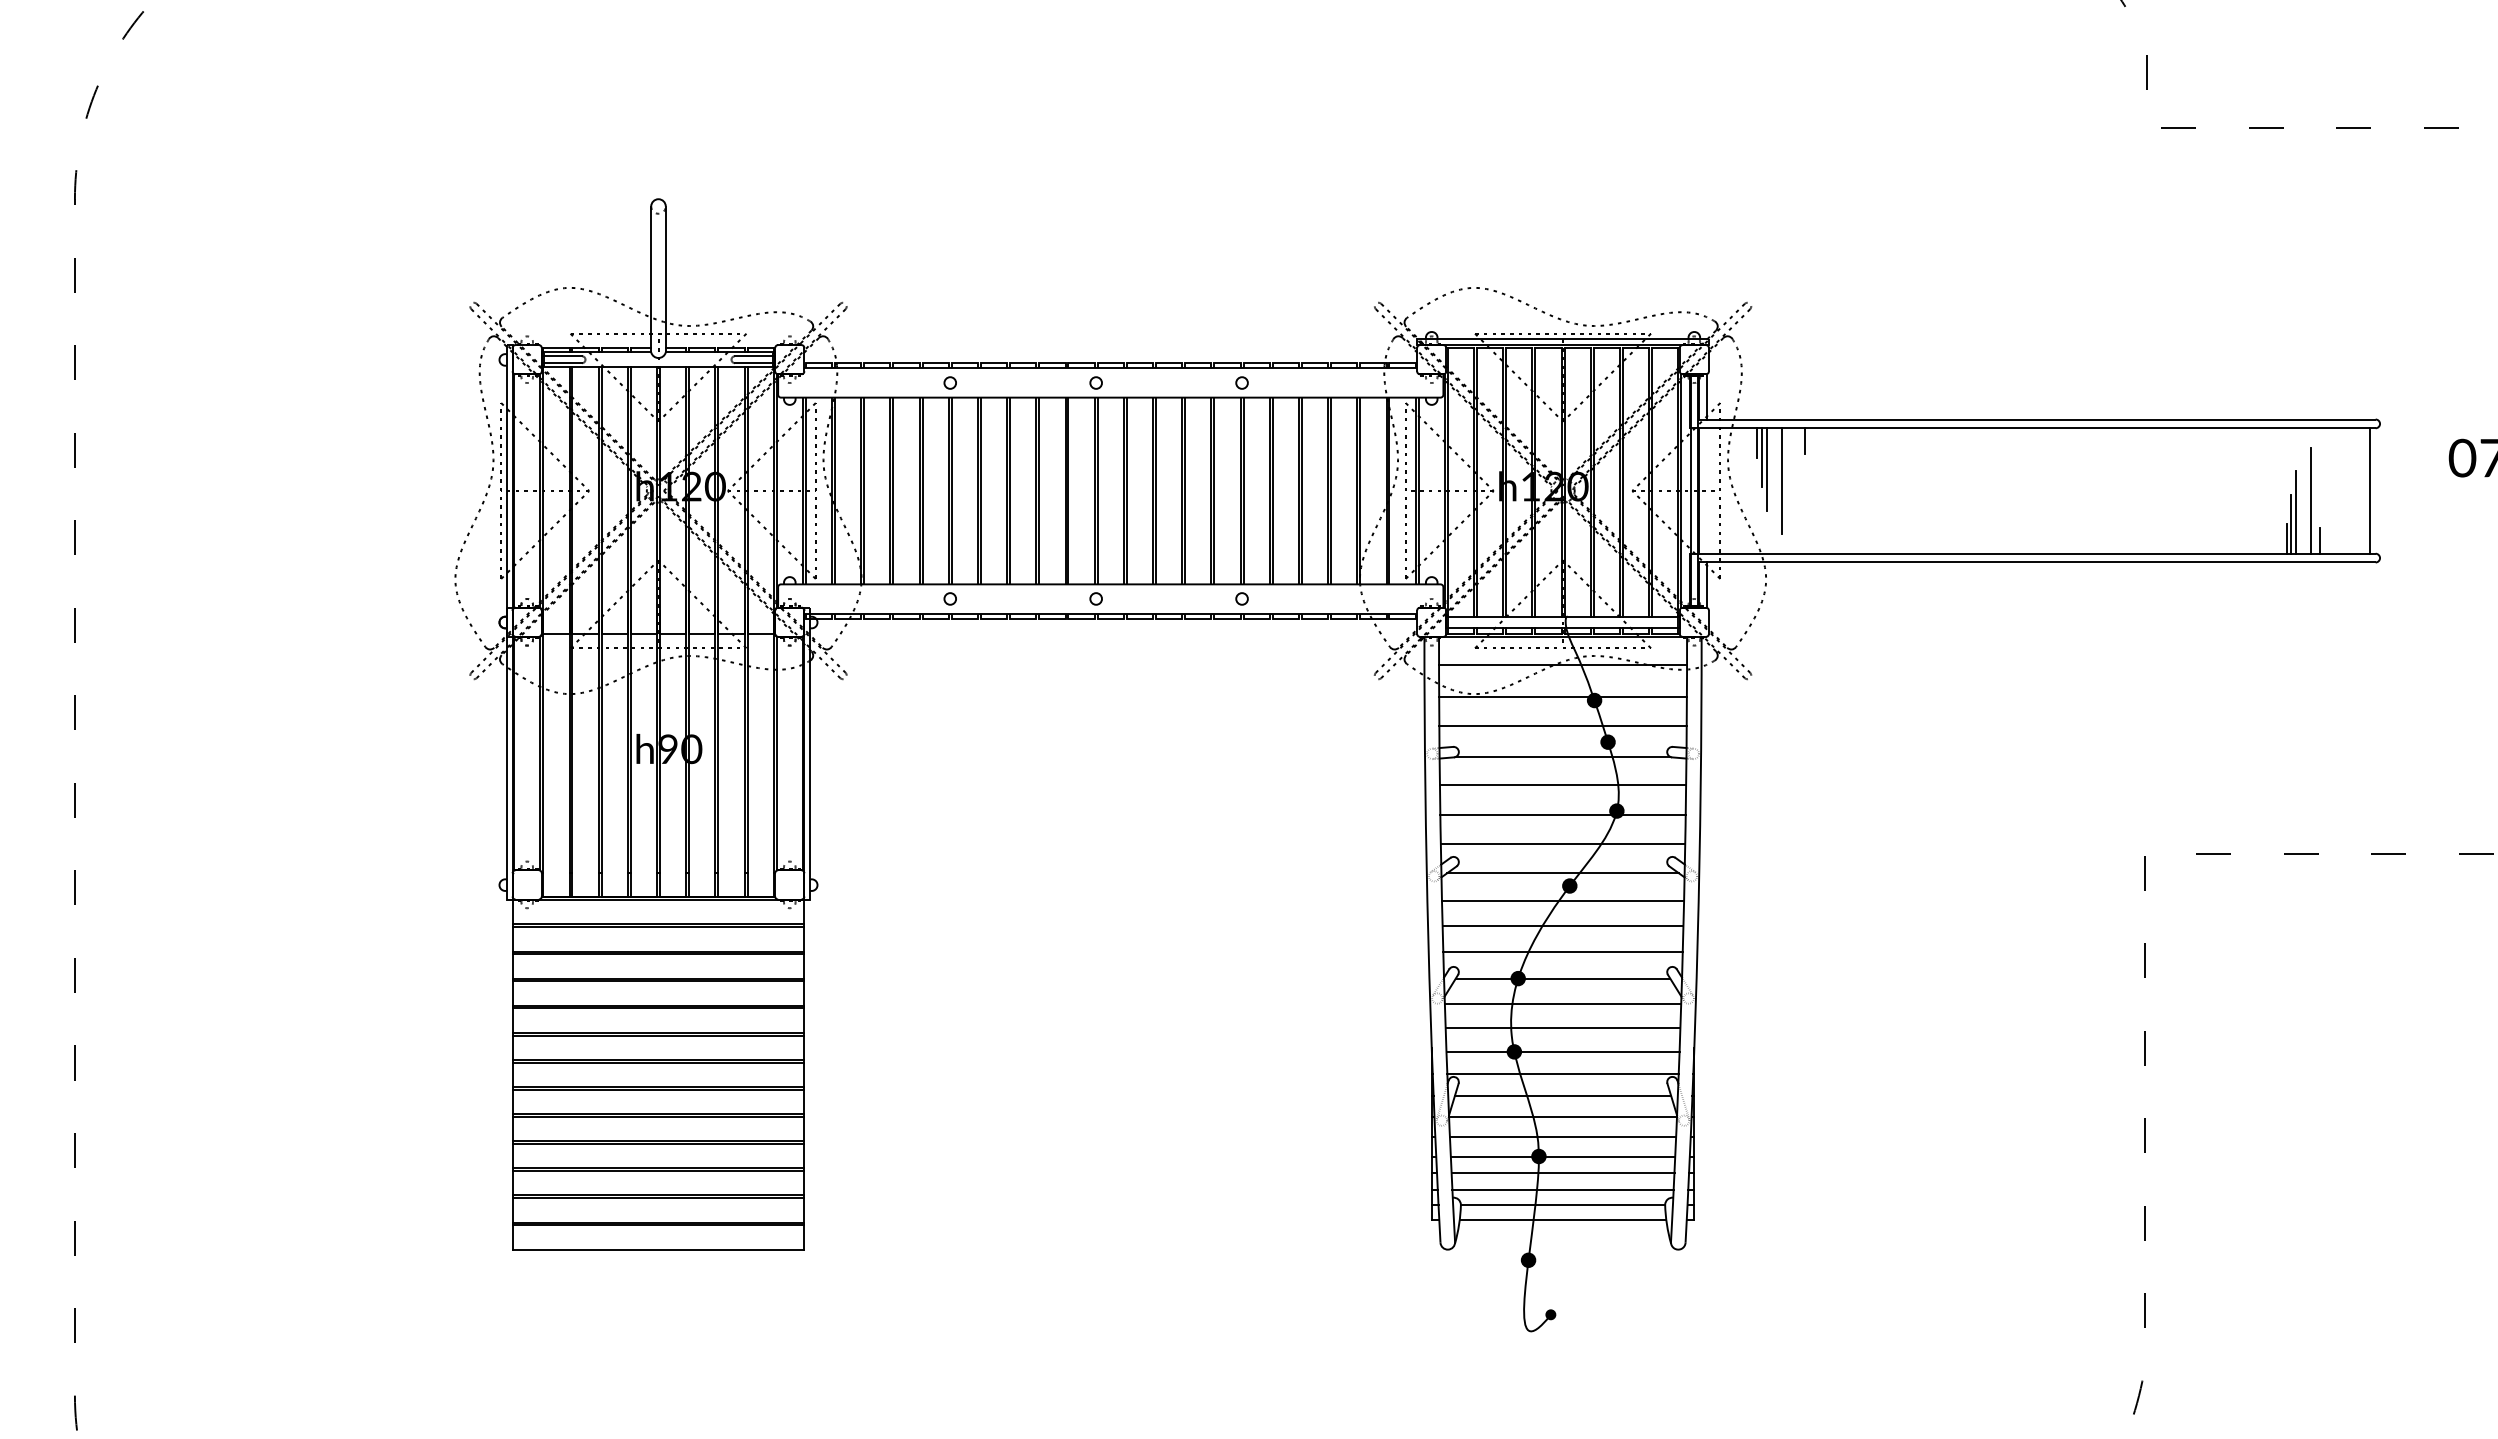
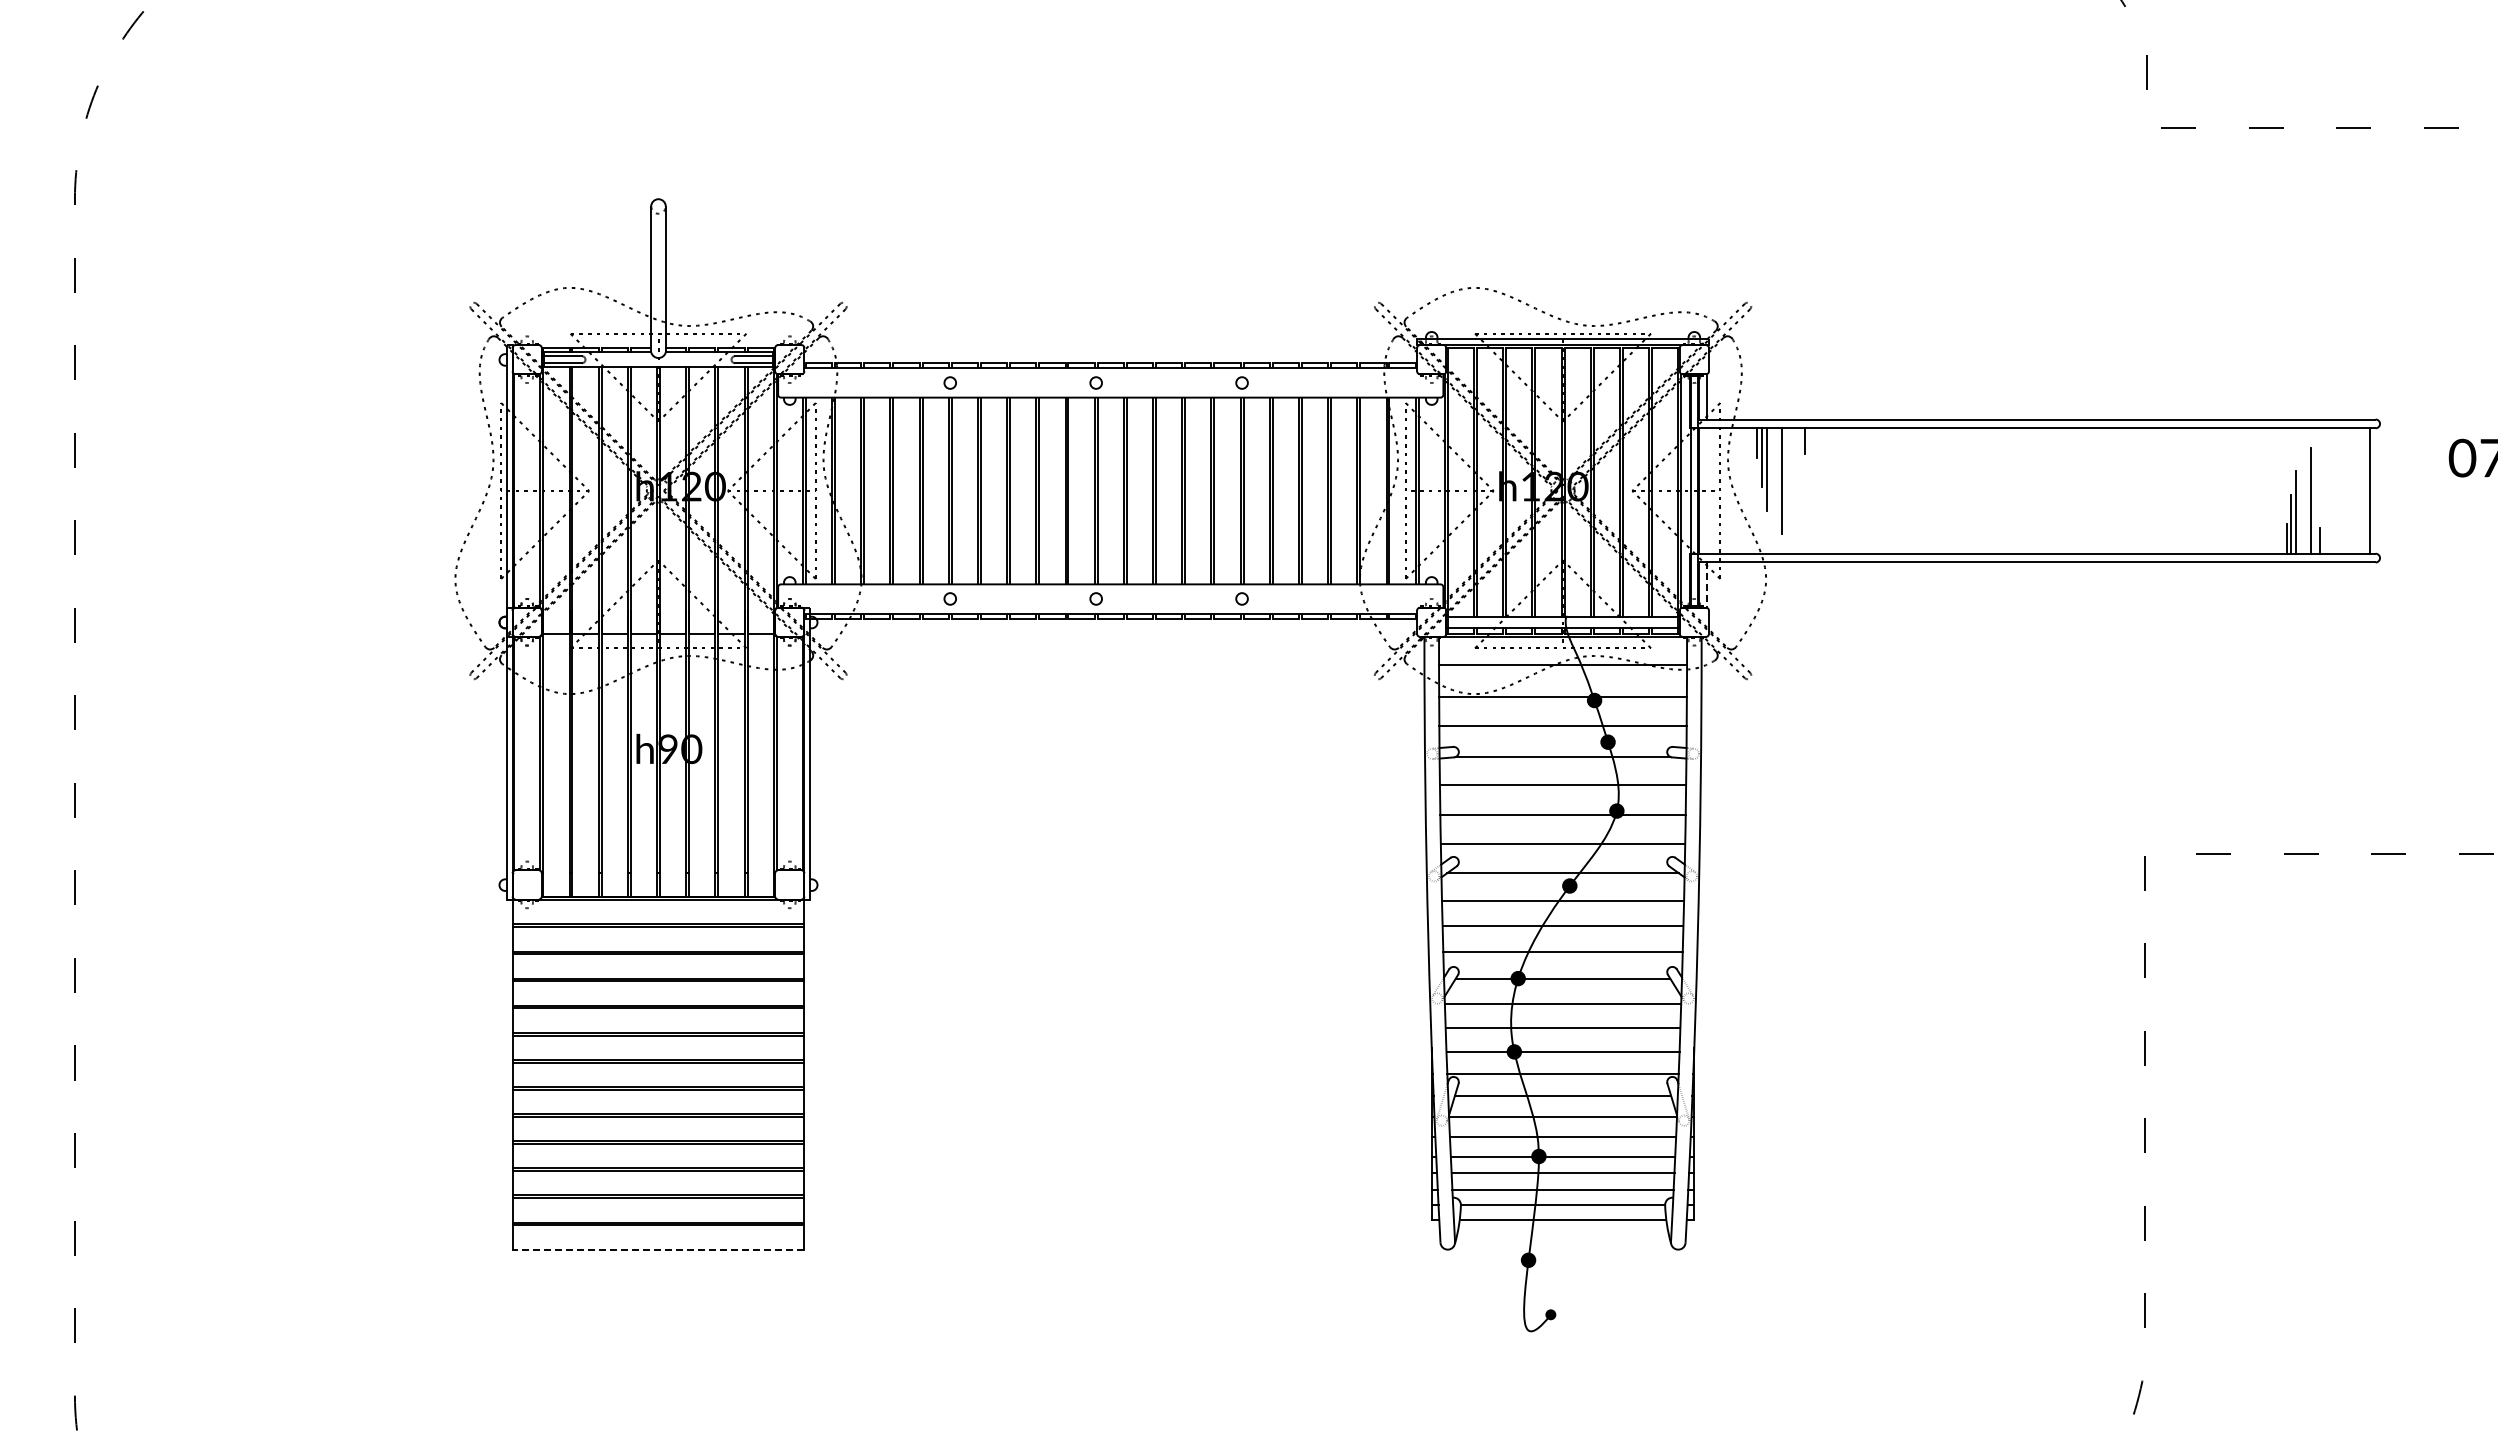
line: solid -> dashed (1707, 585)
line: solid -> dashed (658, 1249)
